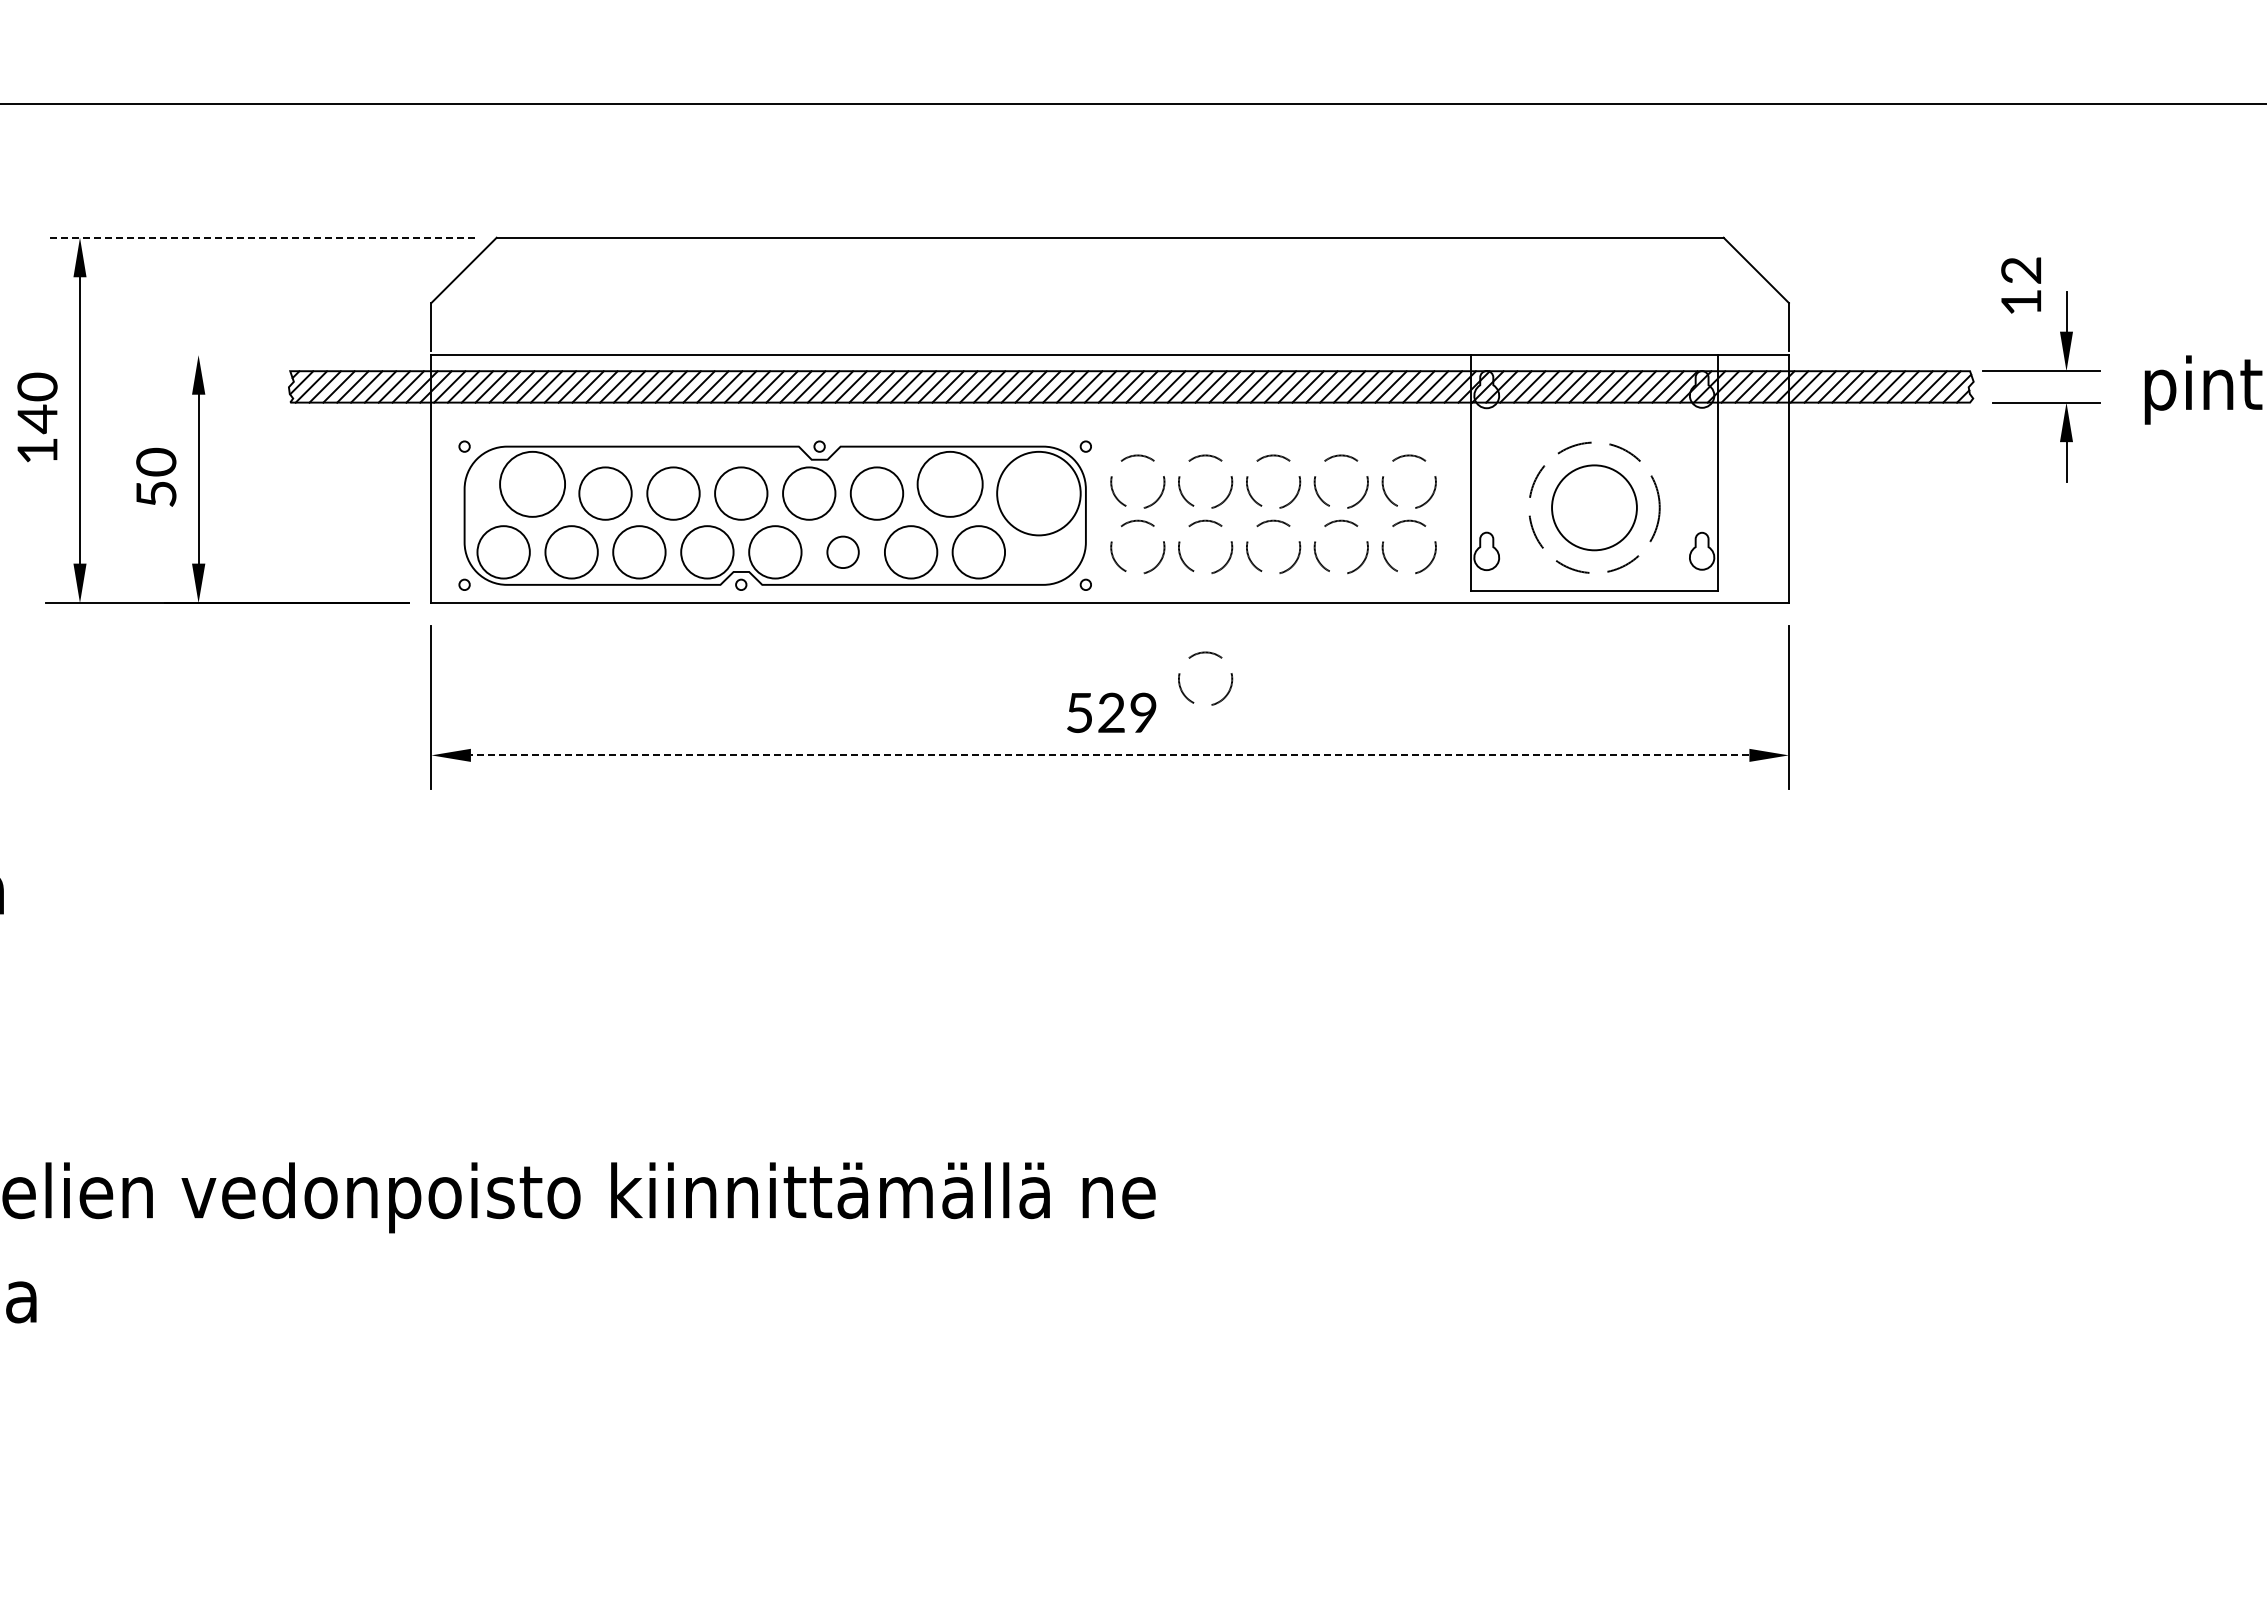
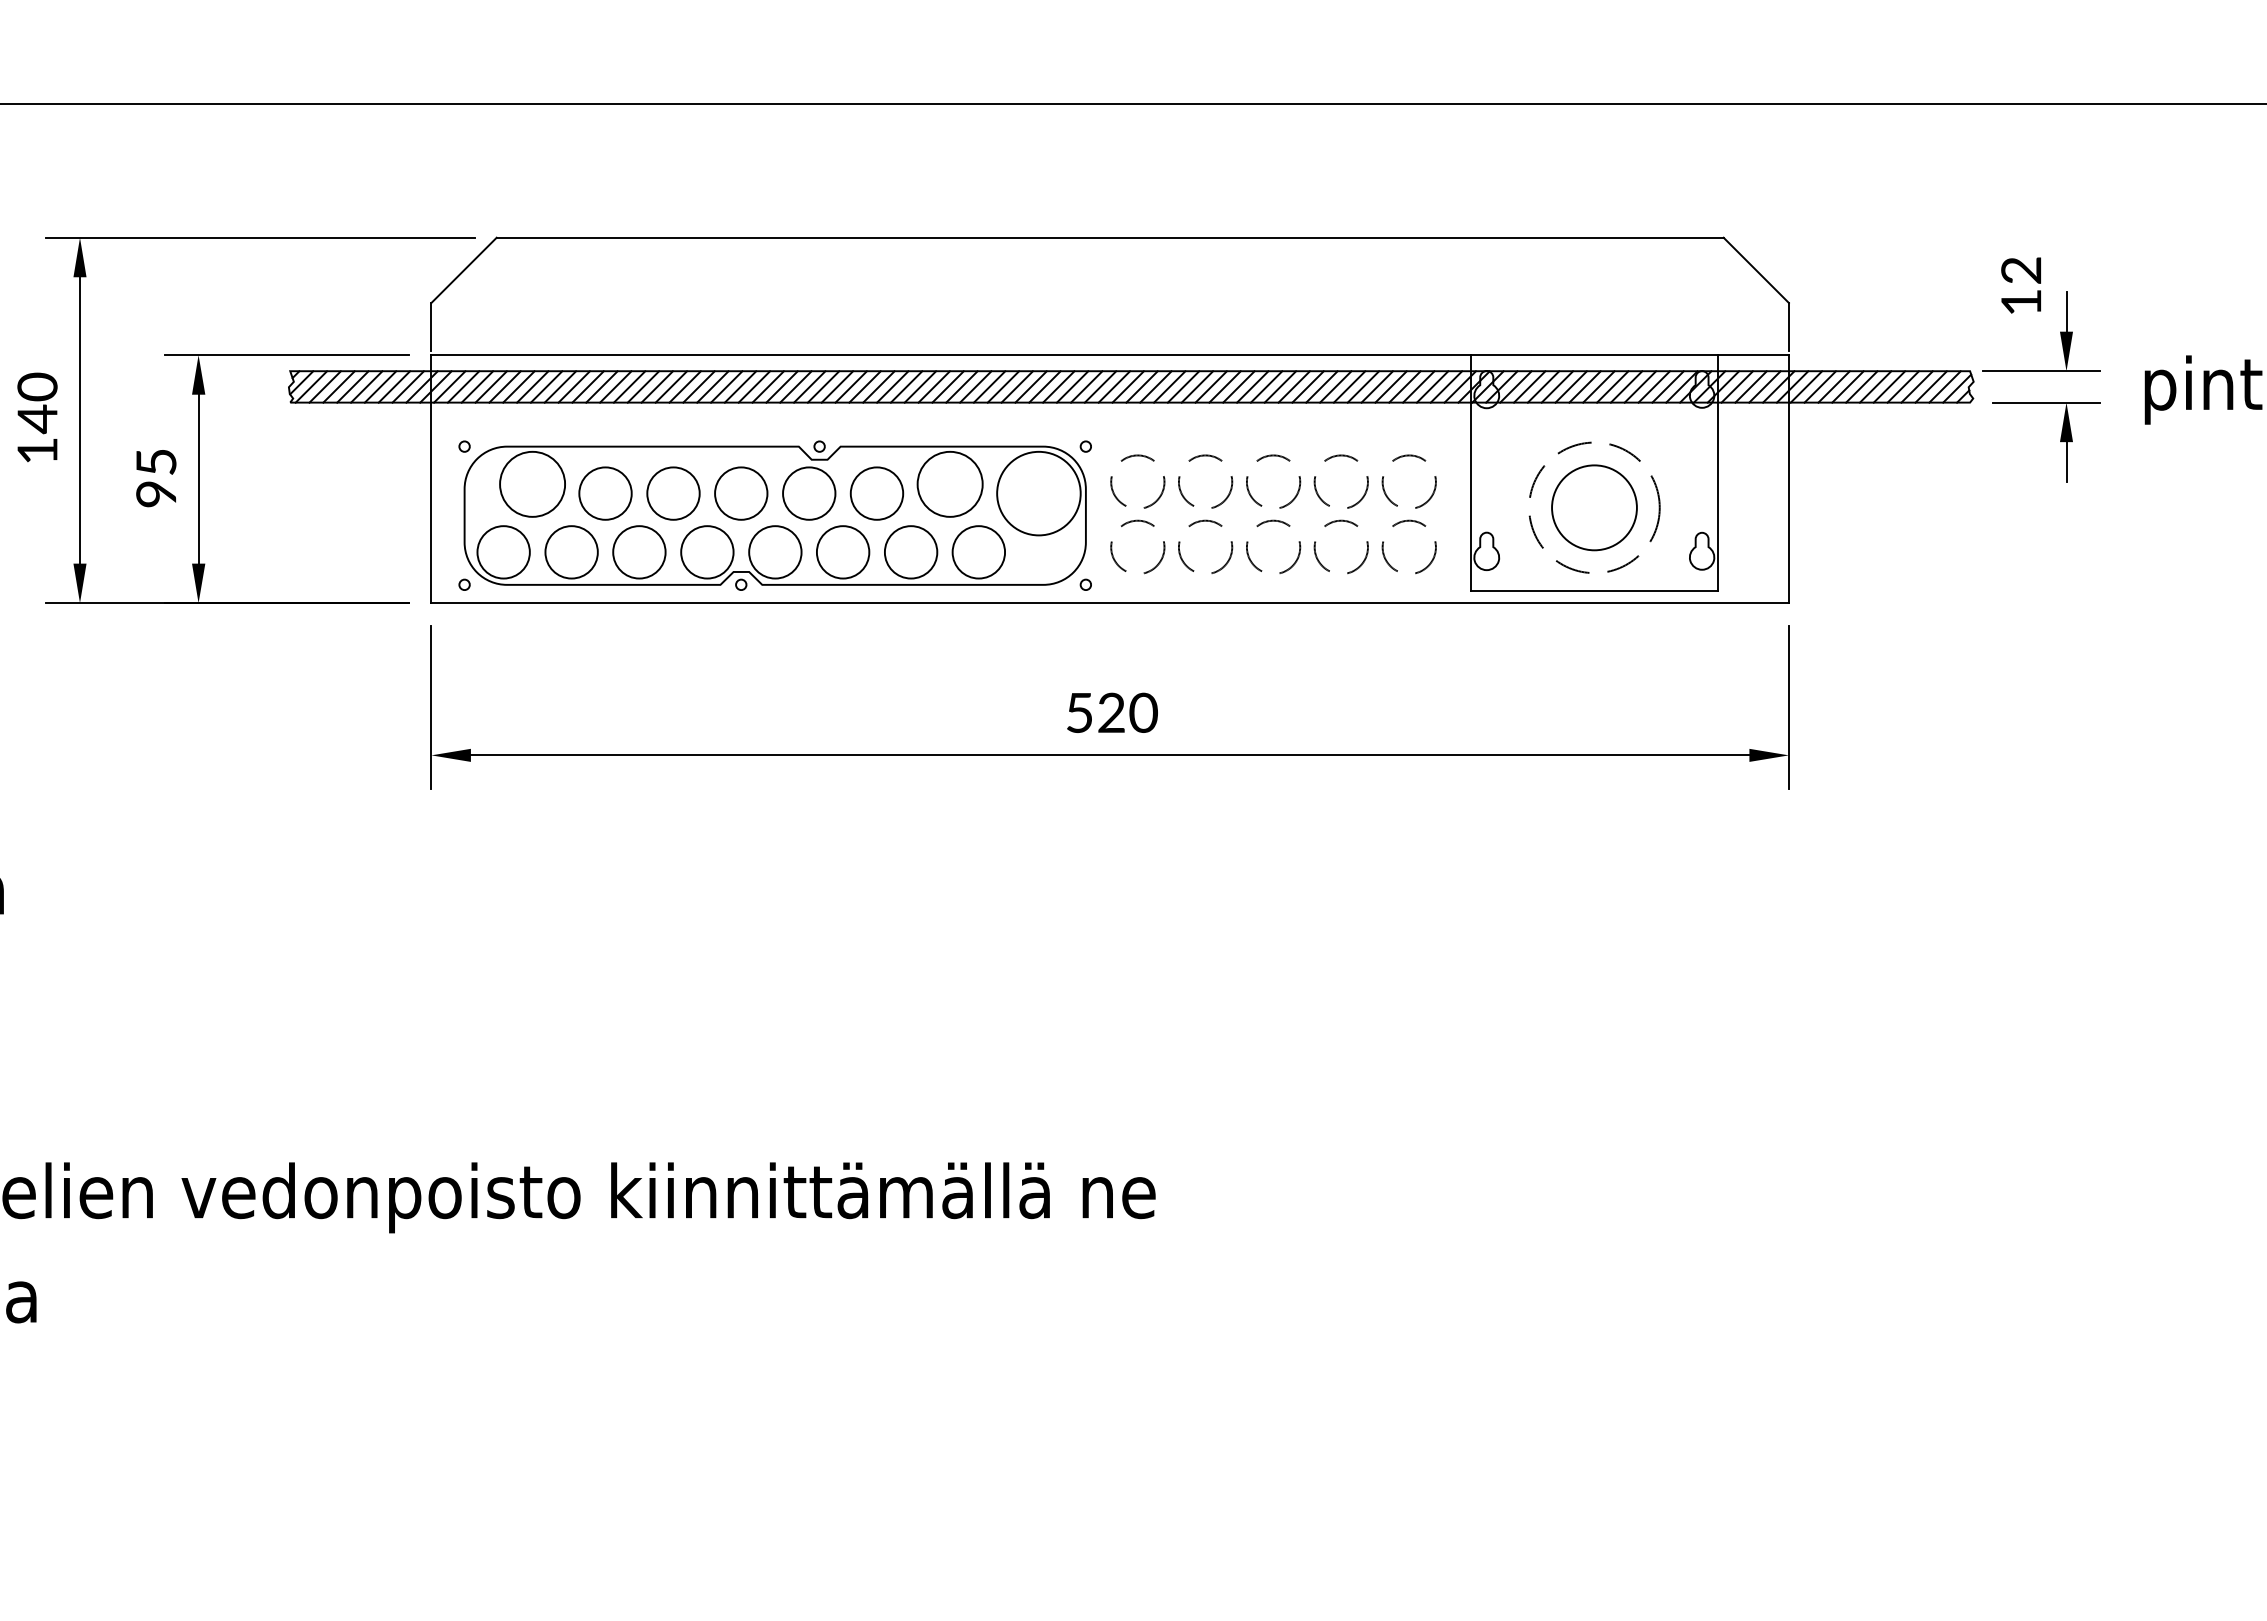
line: dashed -> solid (259, 237)
line: none -> present (286, 355)
text: 50 -> 95 (156, 477)
circle diameter: 31 px -> 52 px (842, 552)
circle: present -> none (1205, 678)
text: 529 -> 520 (1143, 713)
line: dashed -> solid (1109, 755)
